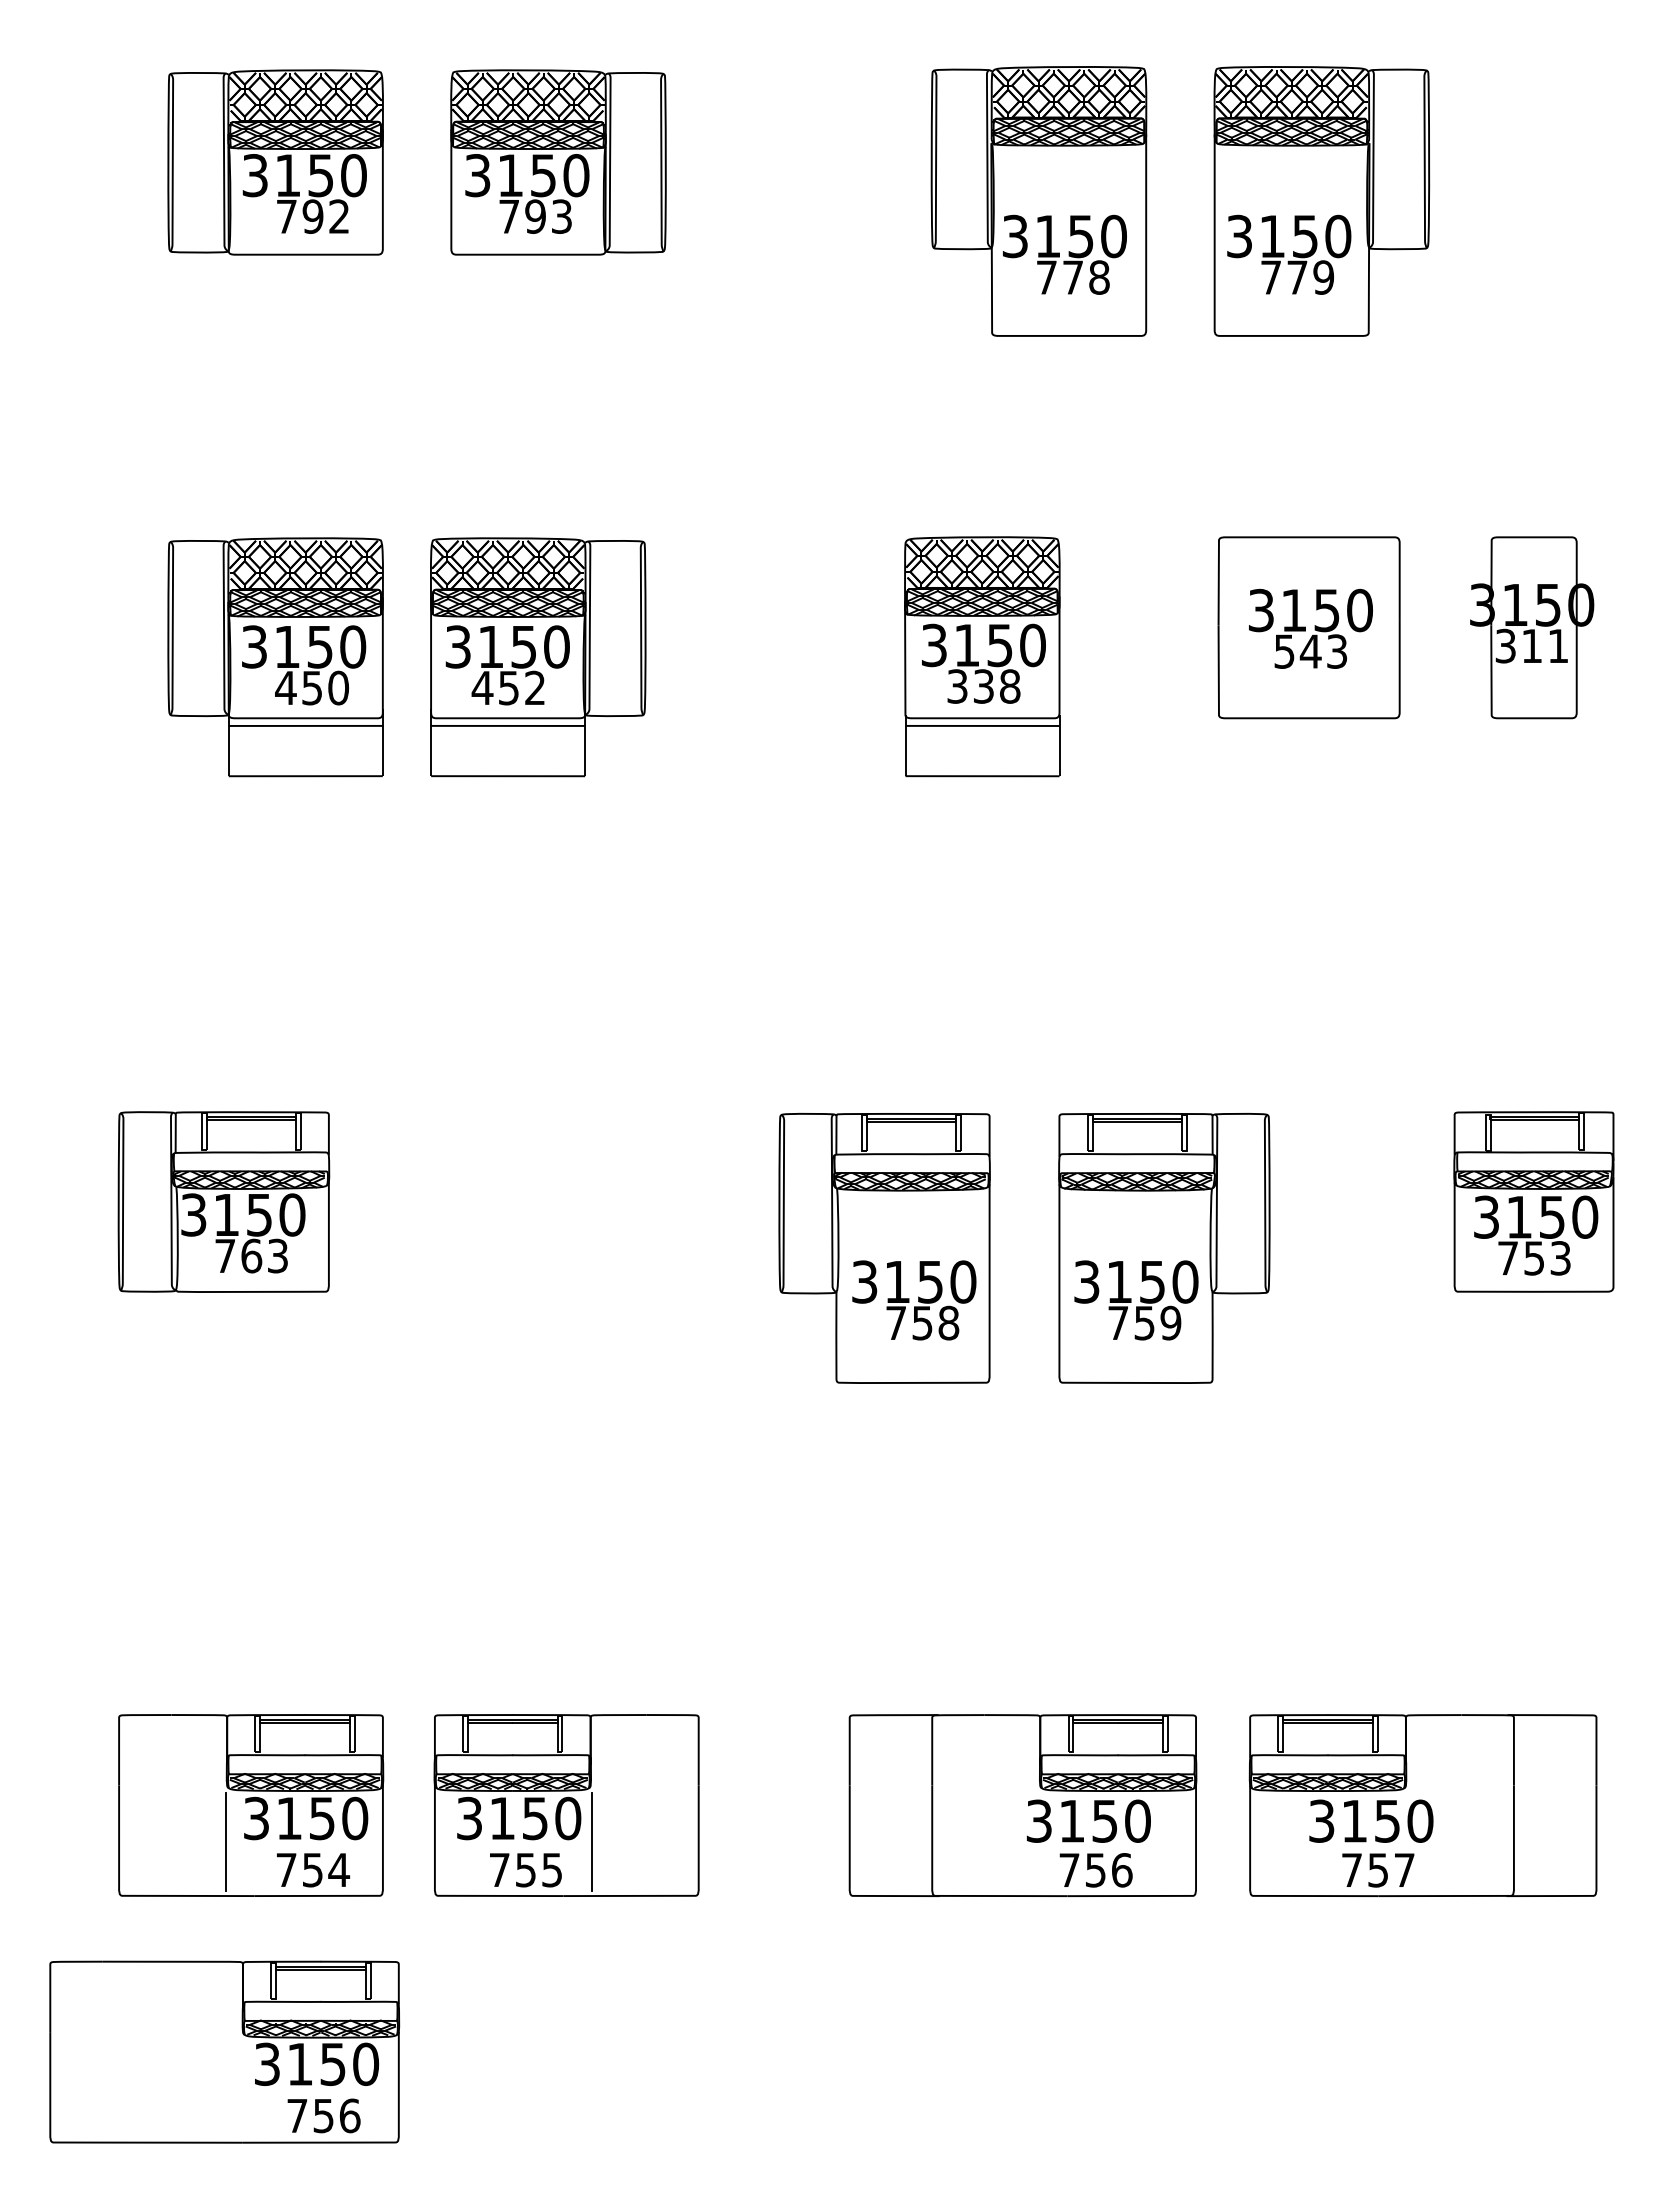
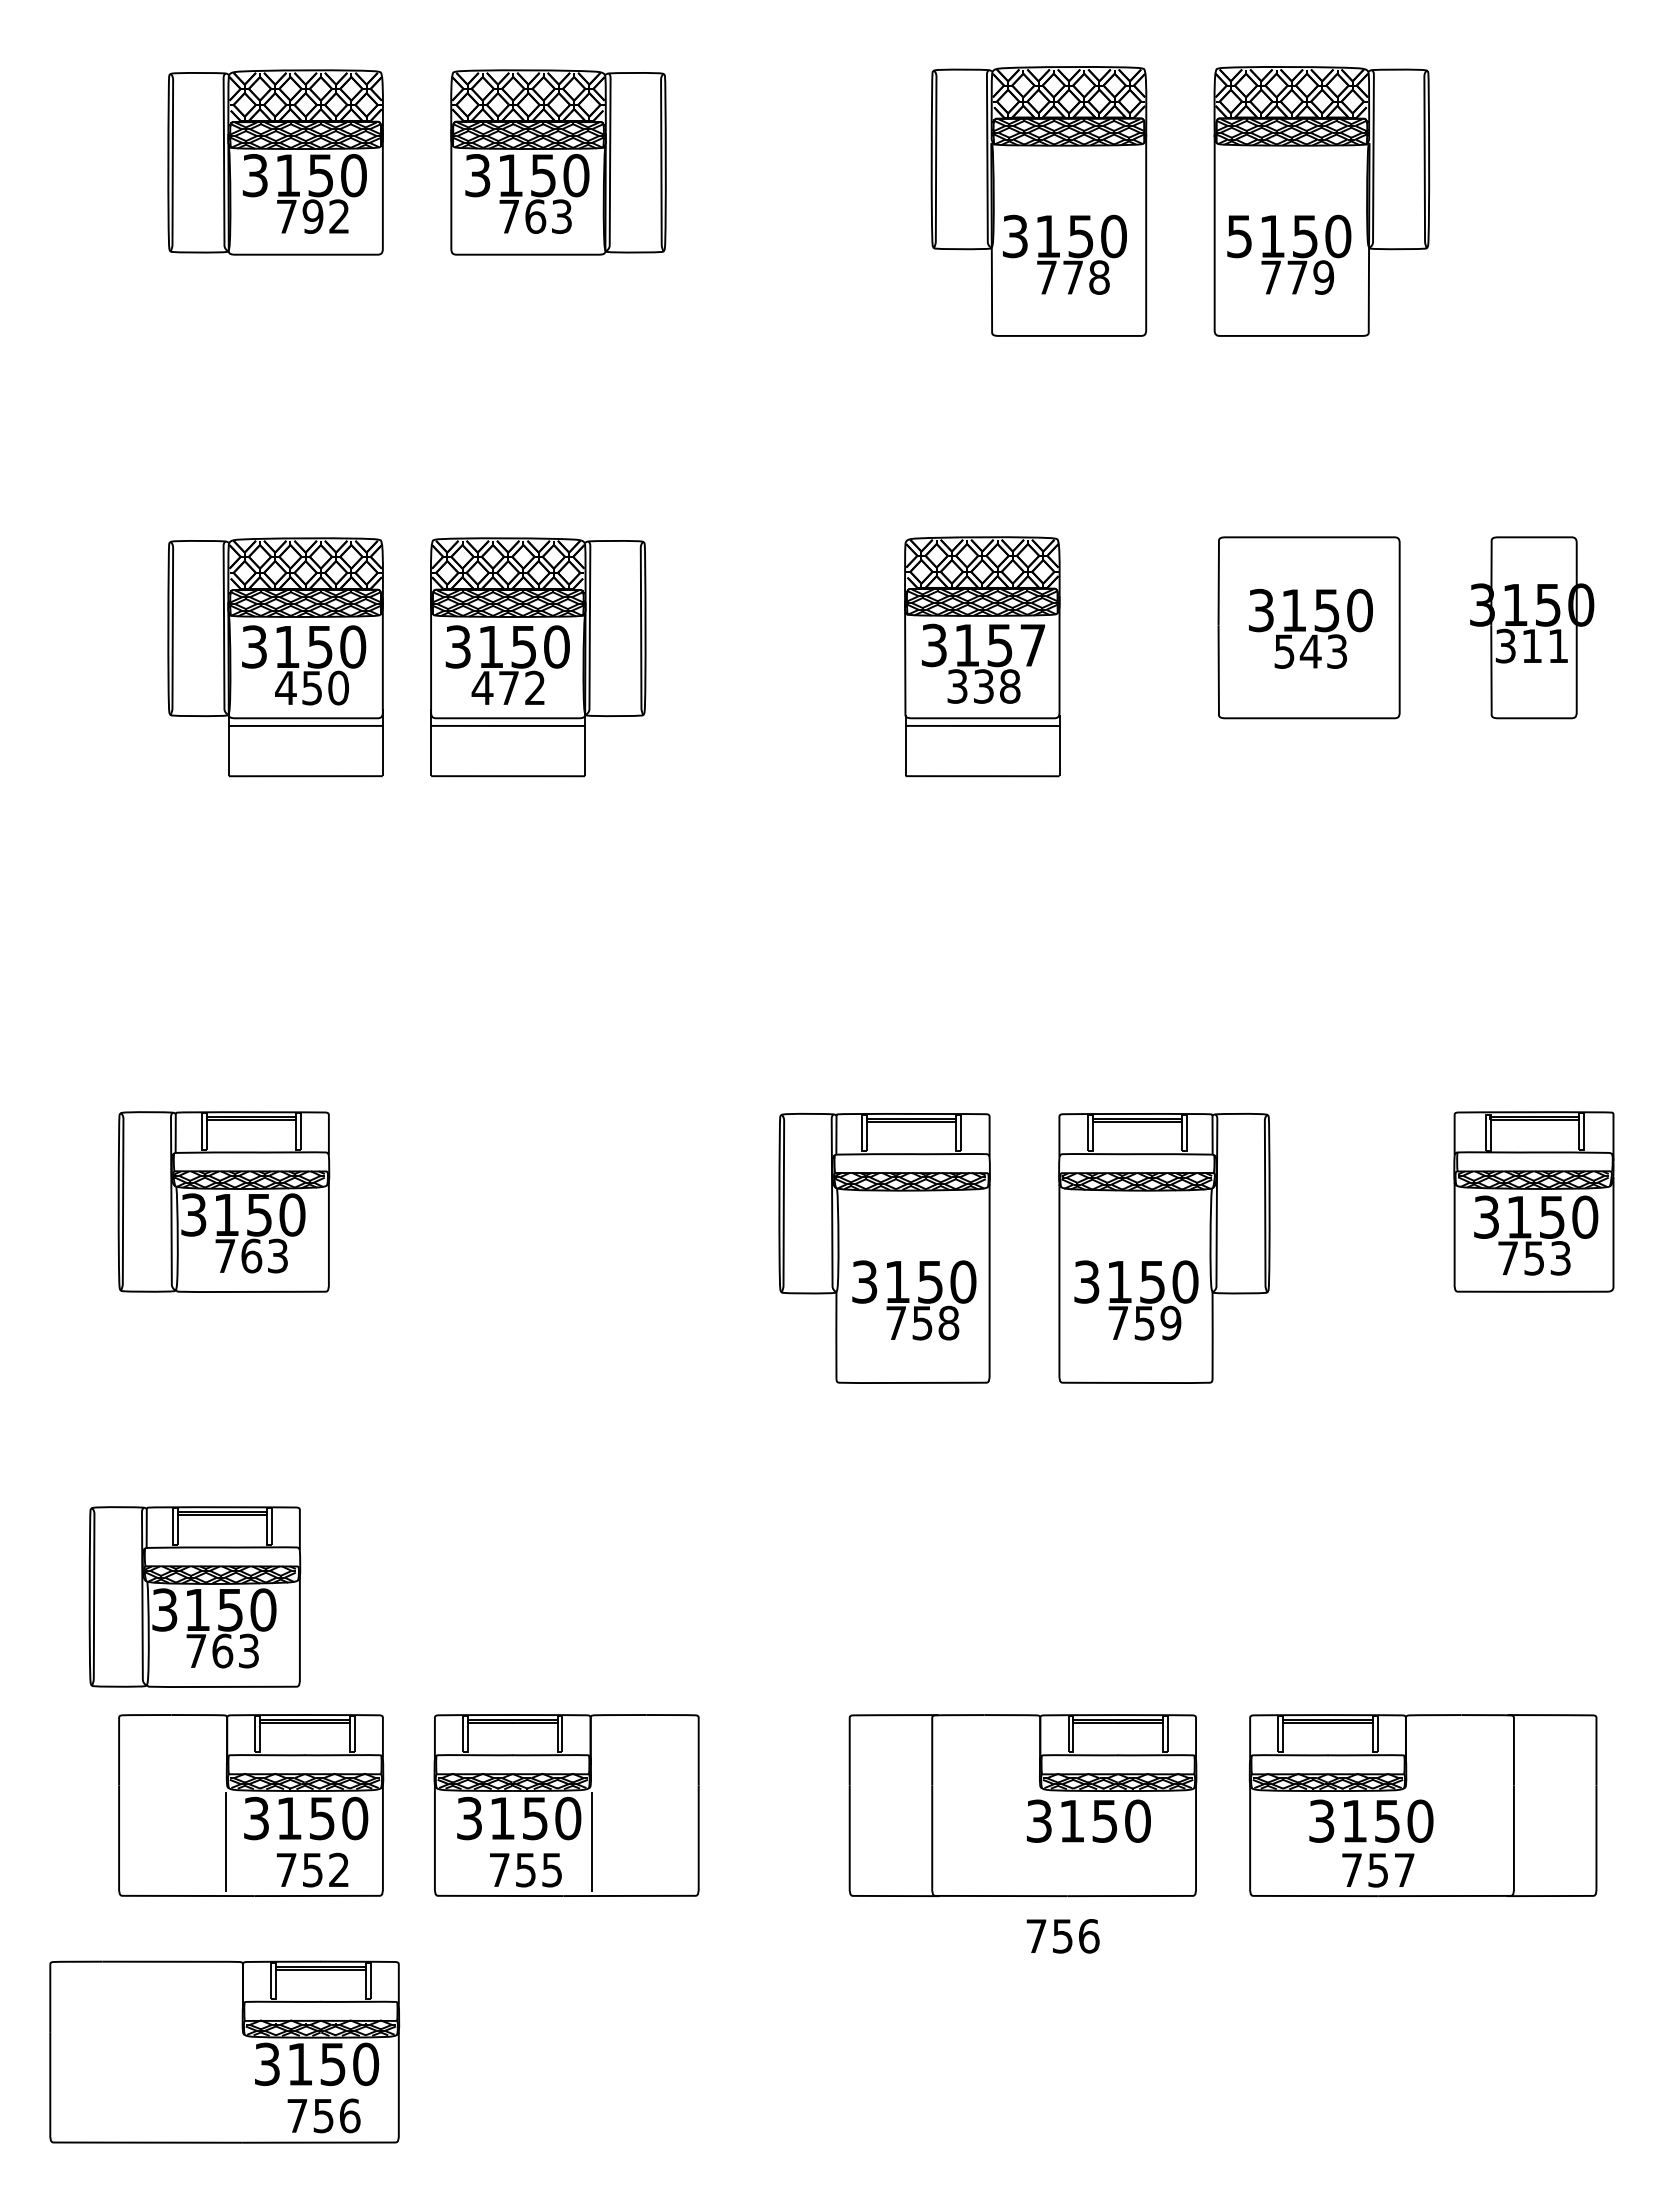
text: 793 -> 763 (535, 216)
text: 3150 -> 5150 (1239, 235)
text: 3150 -> 3157 (1032, 645)
text: 452 -> 472 (508, 688)
part: none -> present (194, 1596)
text: 754 -> 752 (339, 1869)
text position: (1095, 1870) -> (1062, 1936) (1062, 1936)
